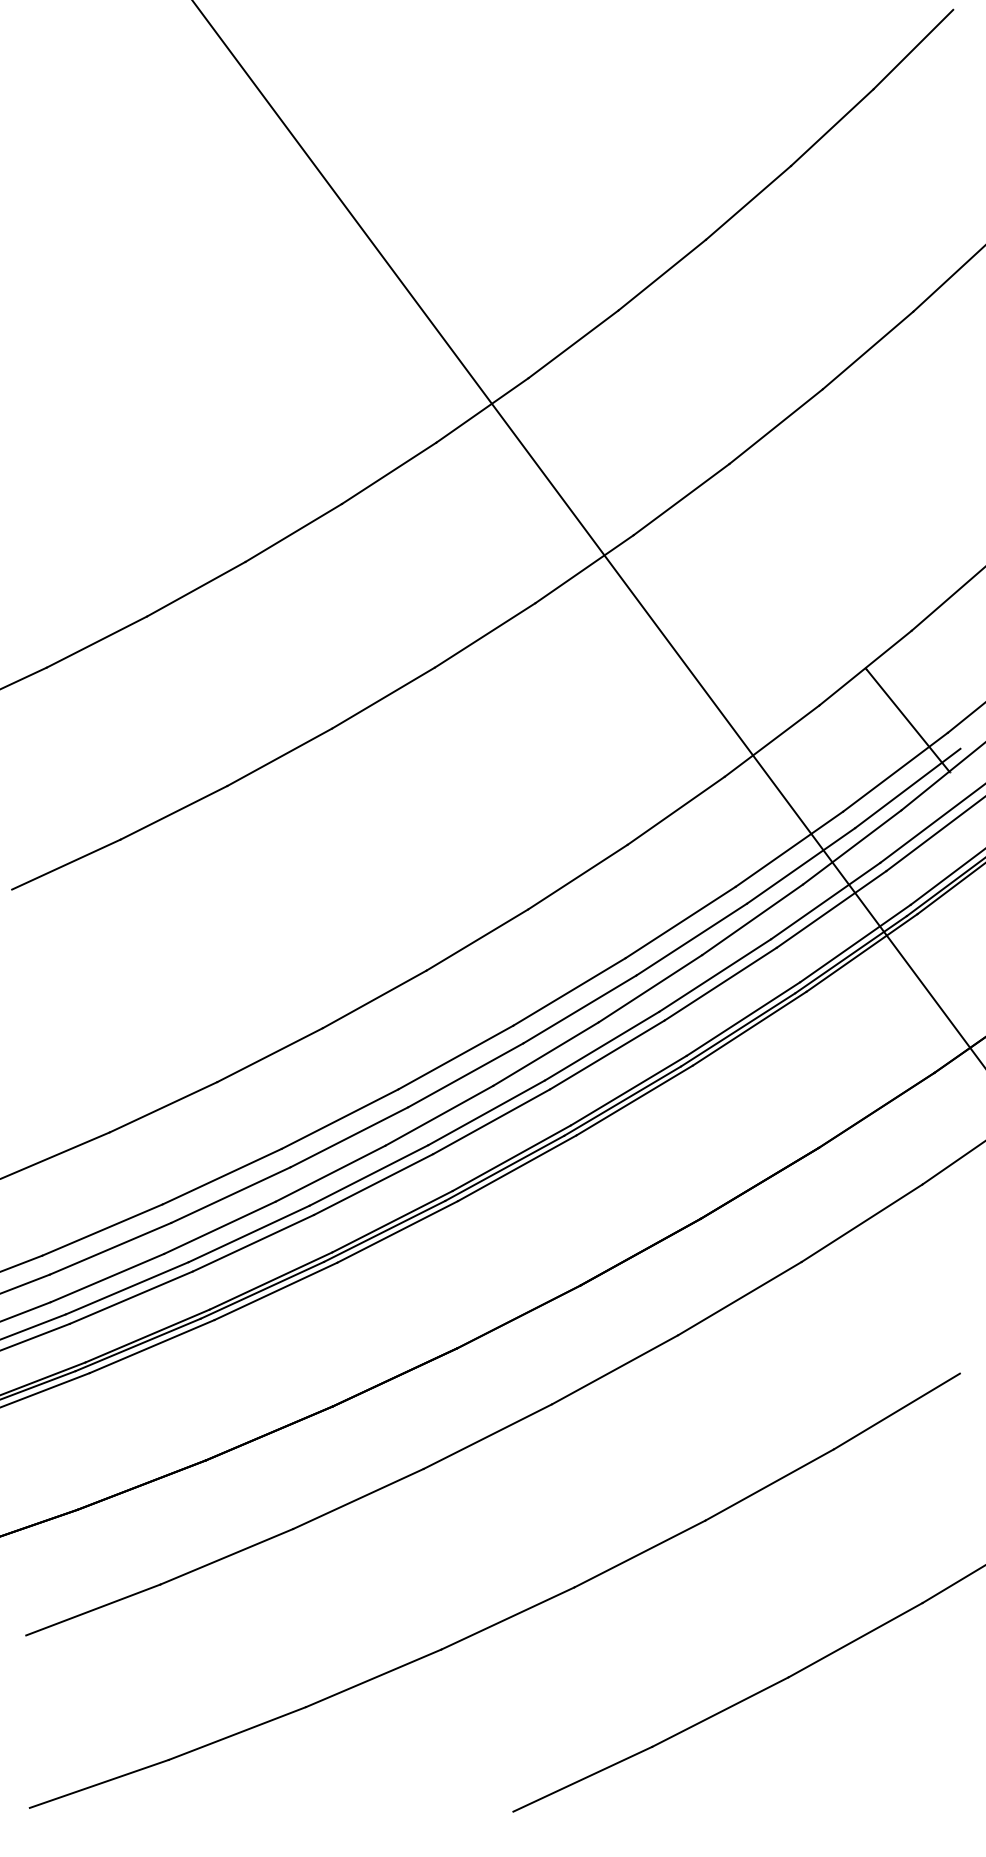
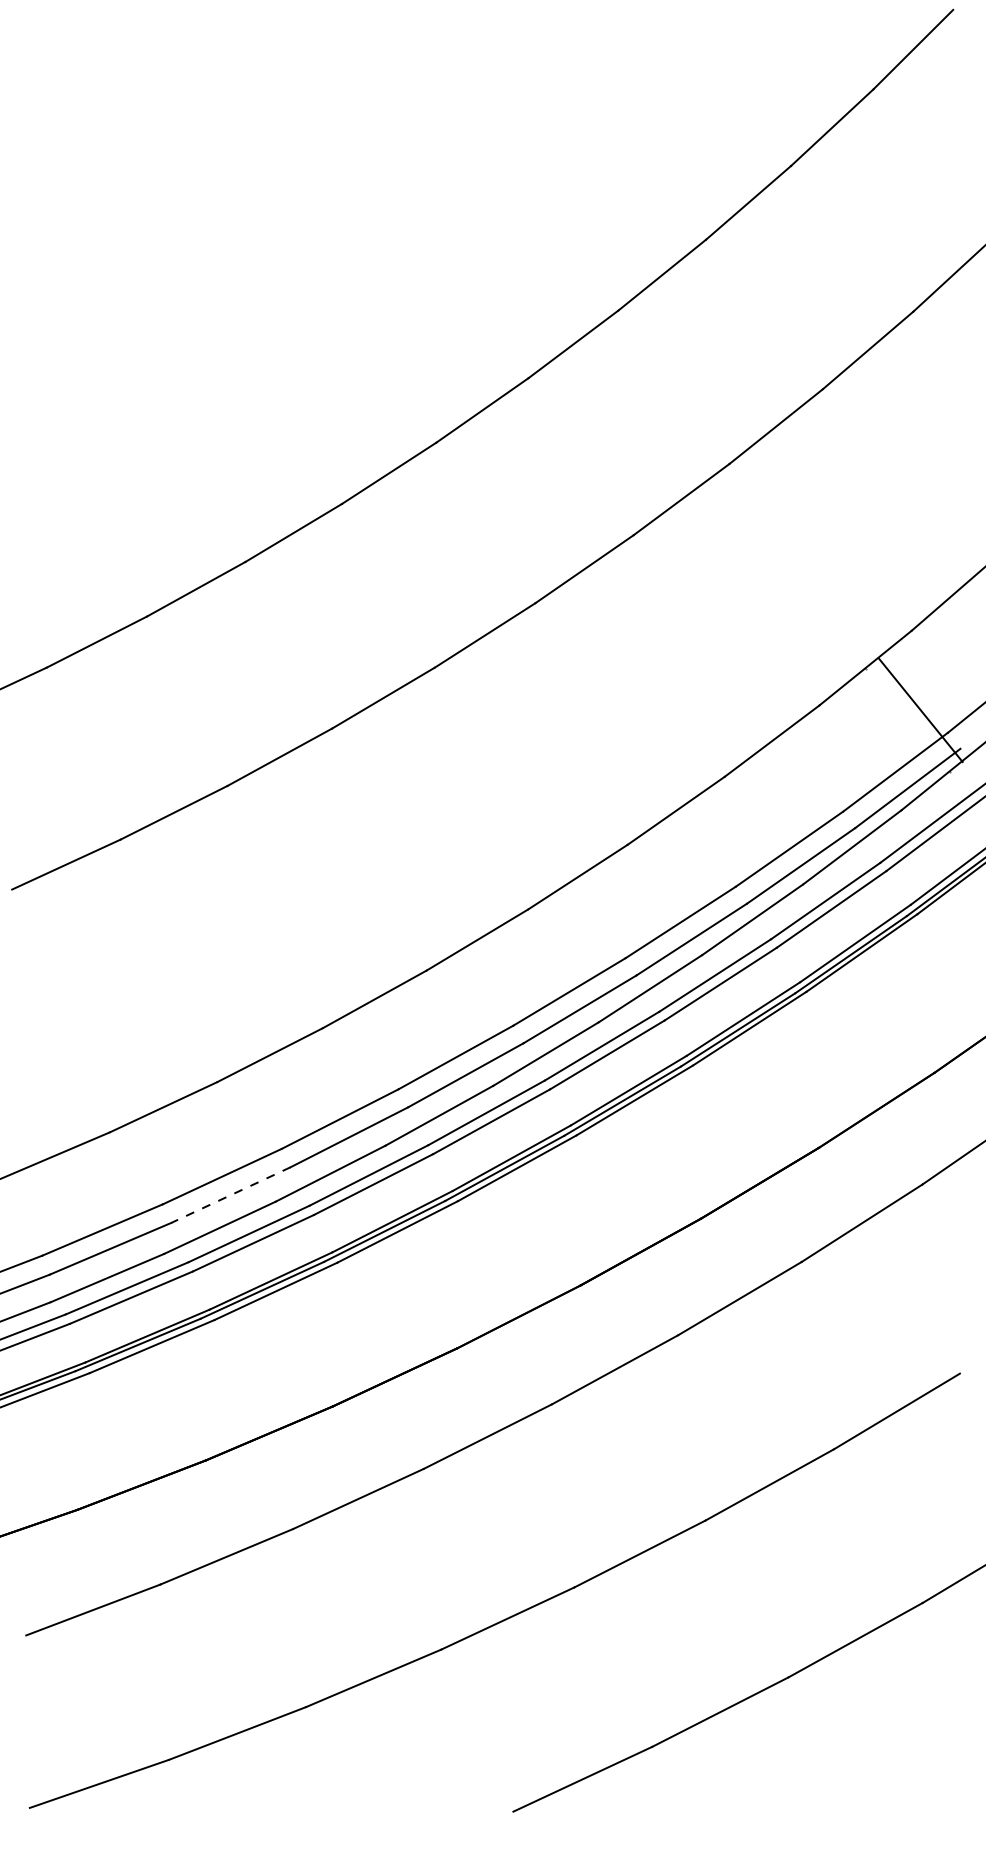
line: present -> none (587, 533)
line position: (907, 719) -> (920, 709) (920, 709)
line: solid -> dashed (230, 1195)
